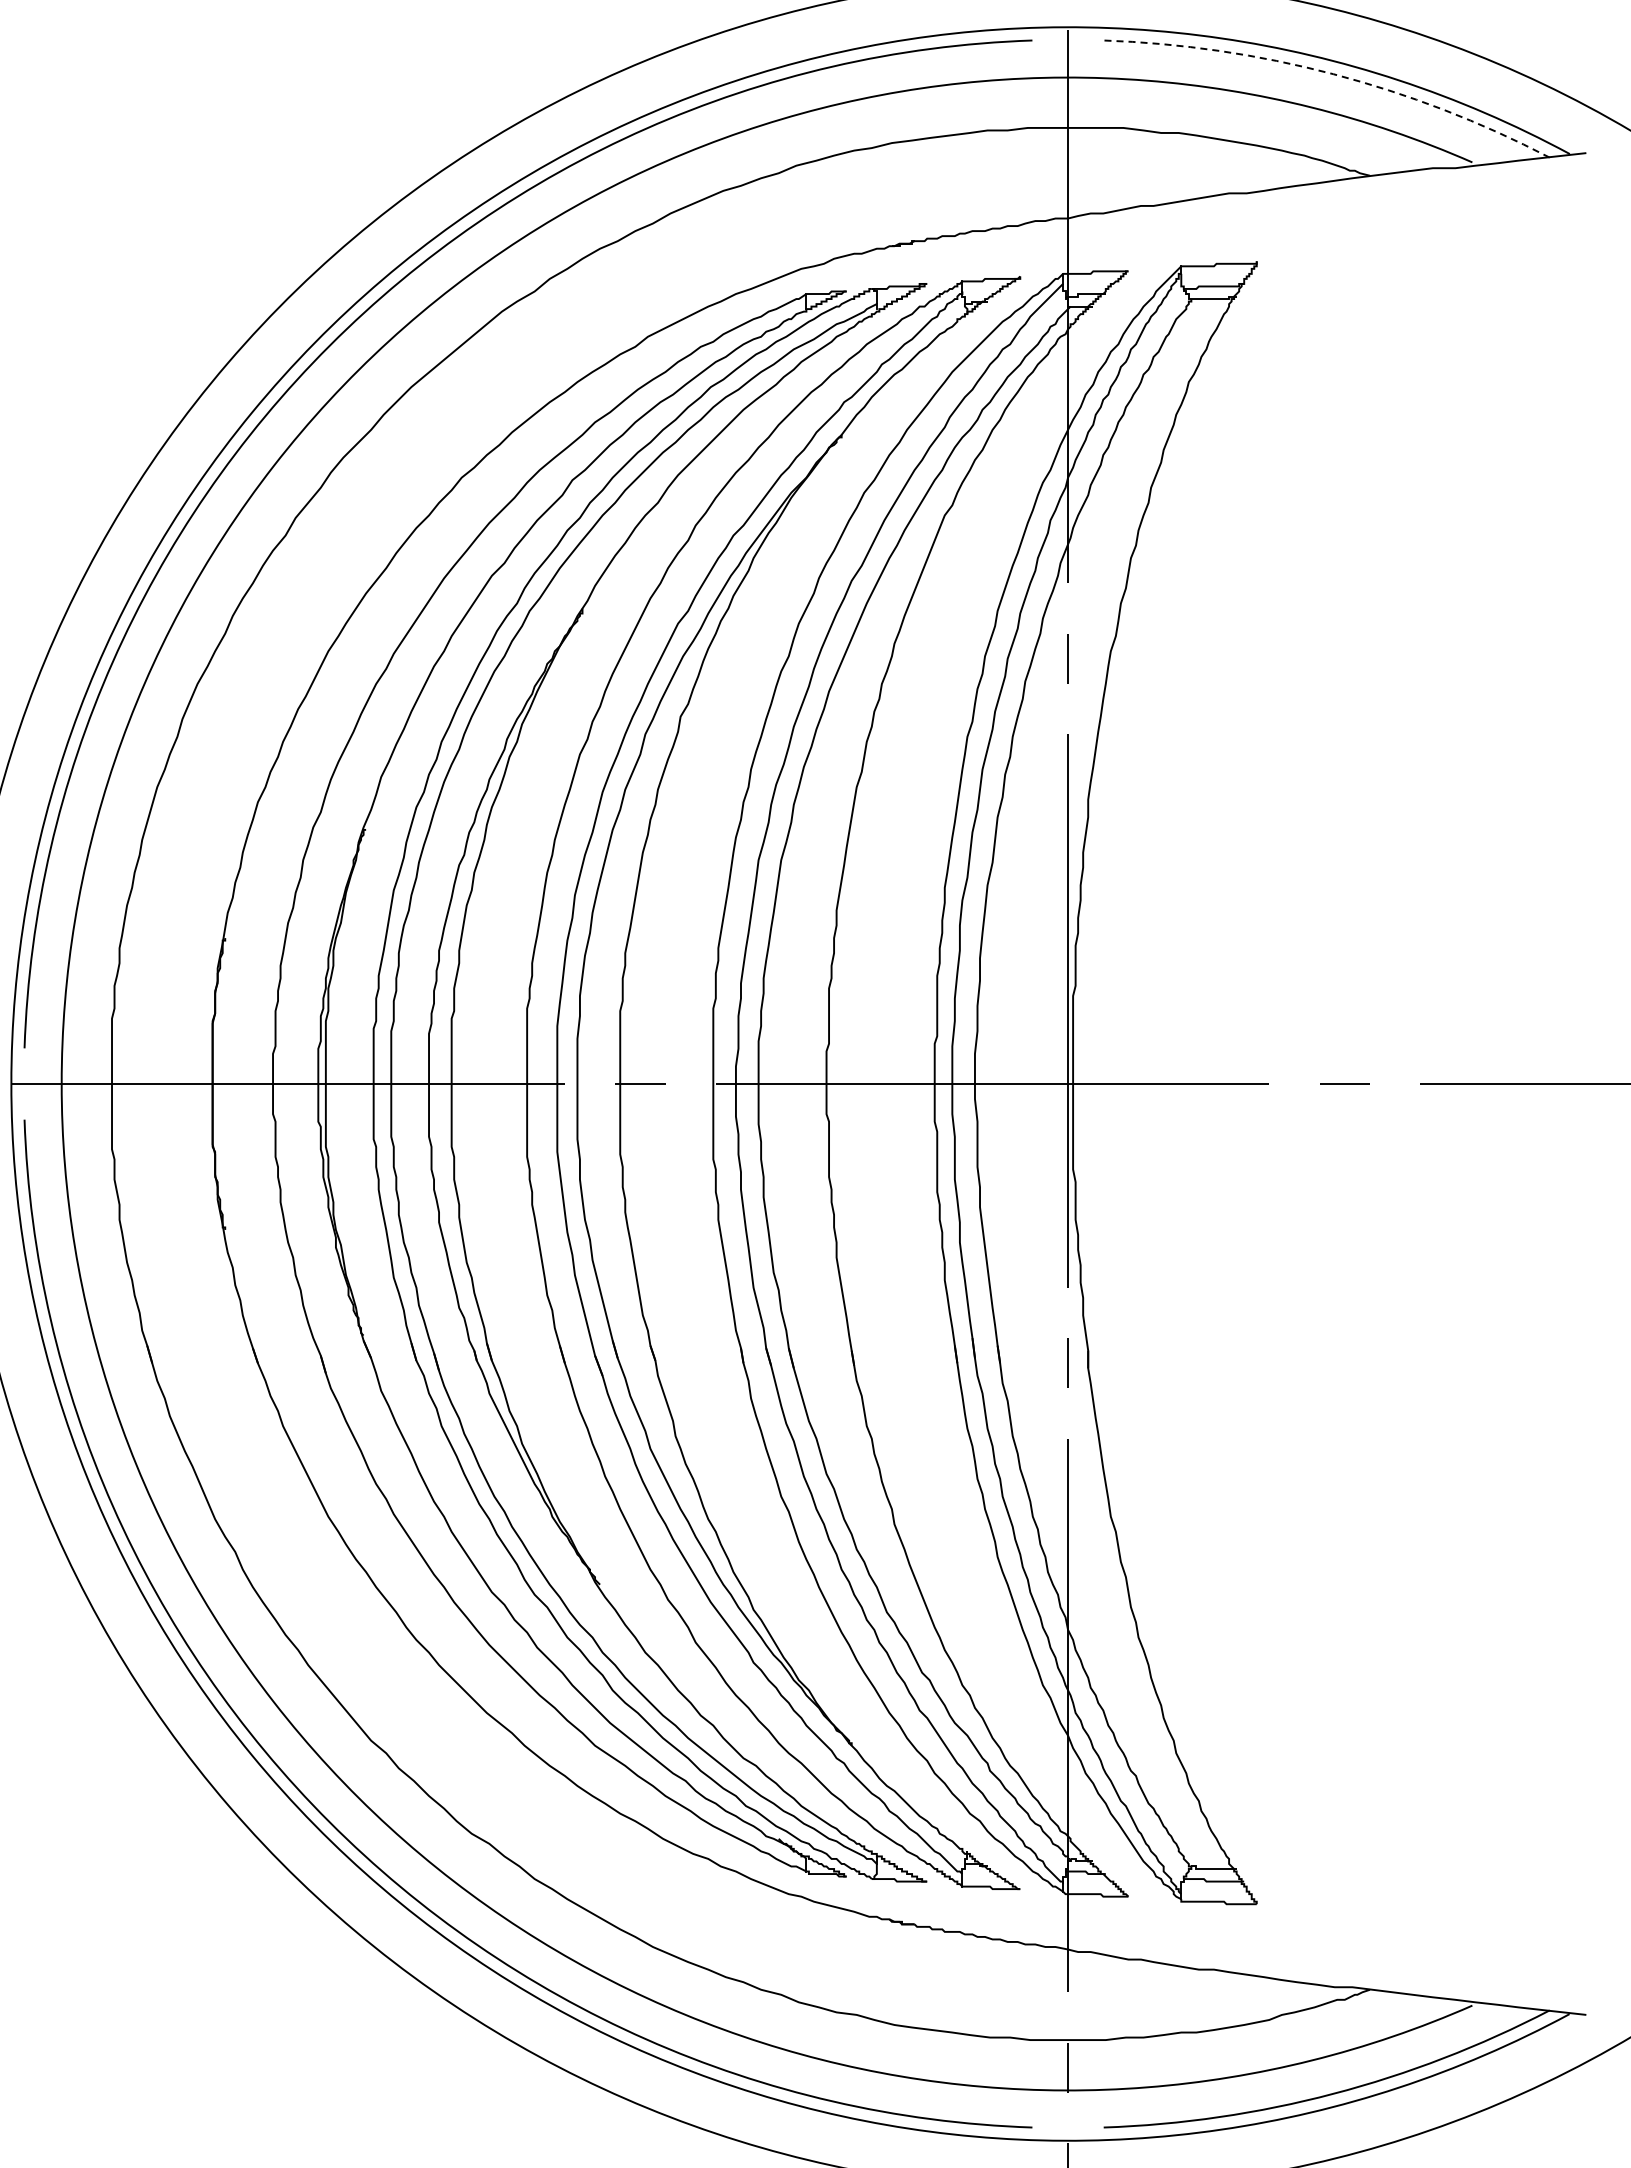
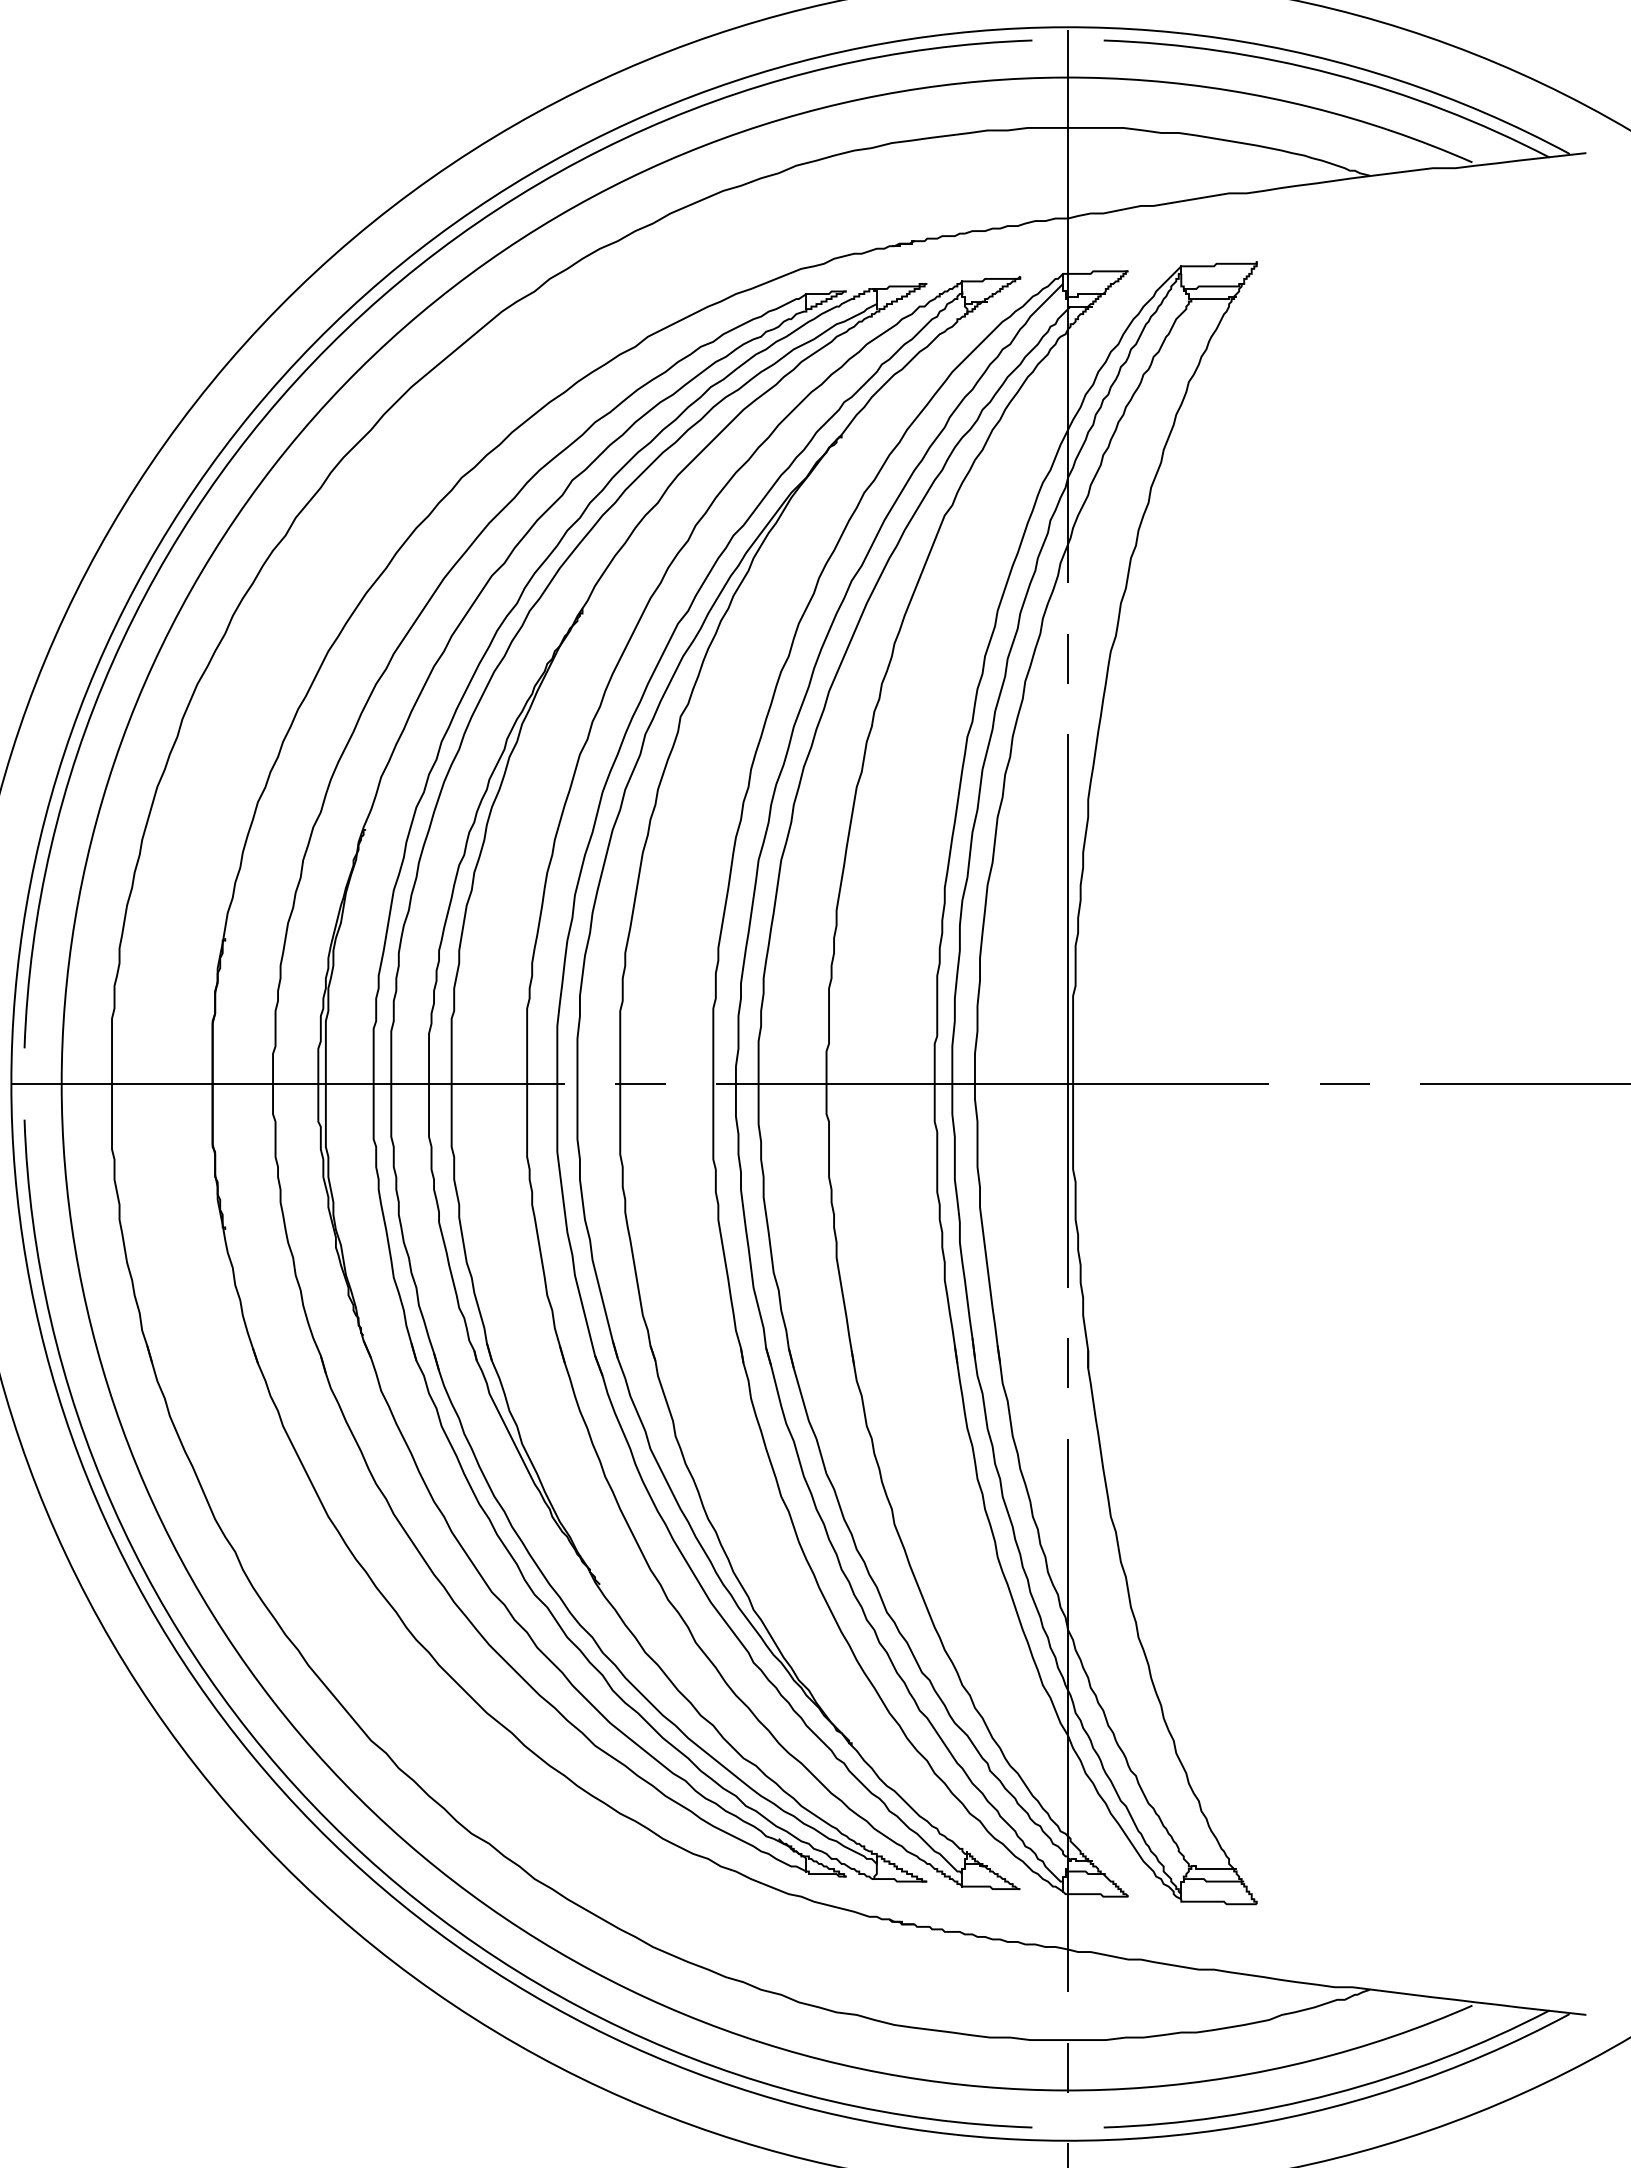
arc: dashed -> solid (1333, 74)
